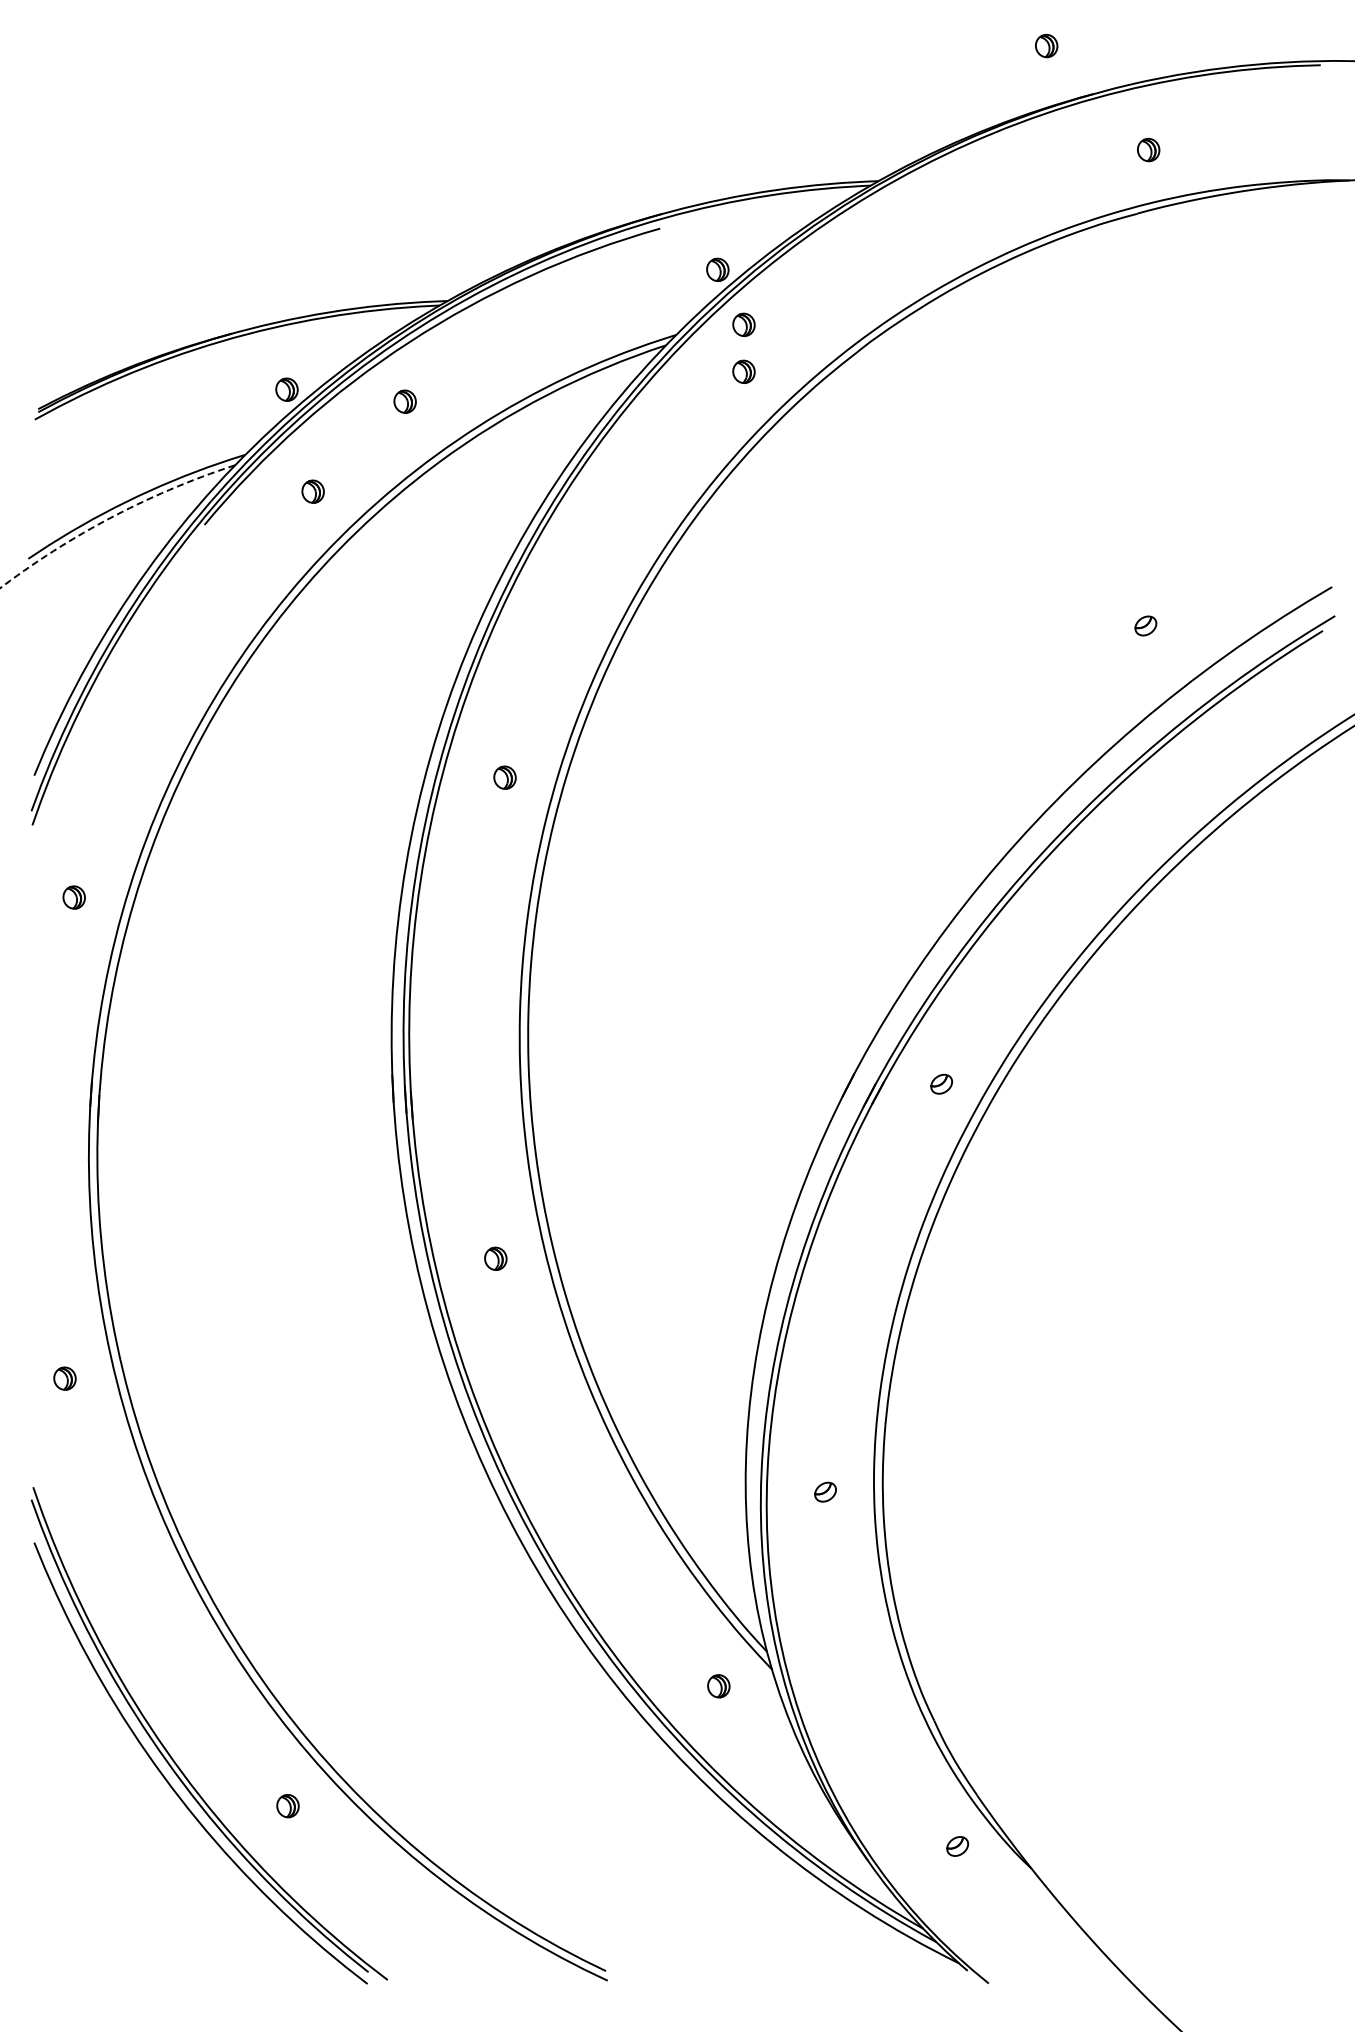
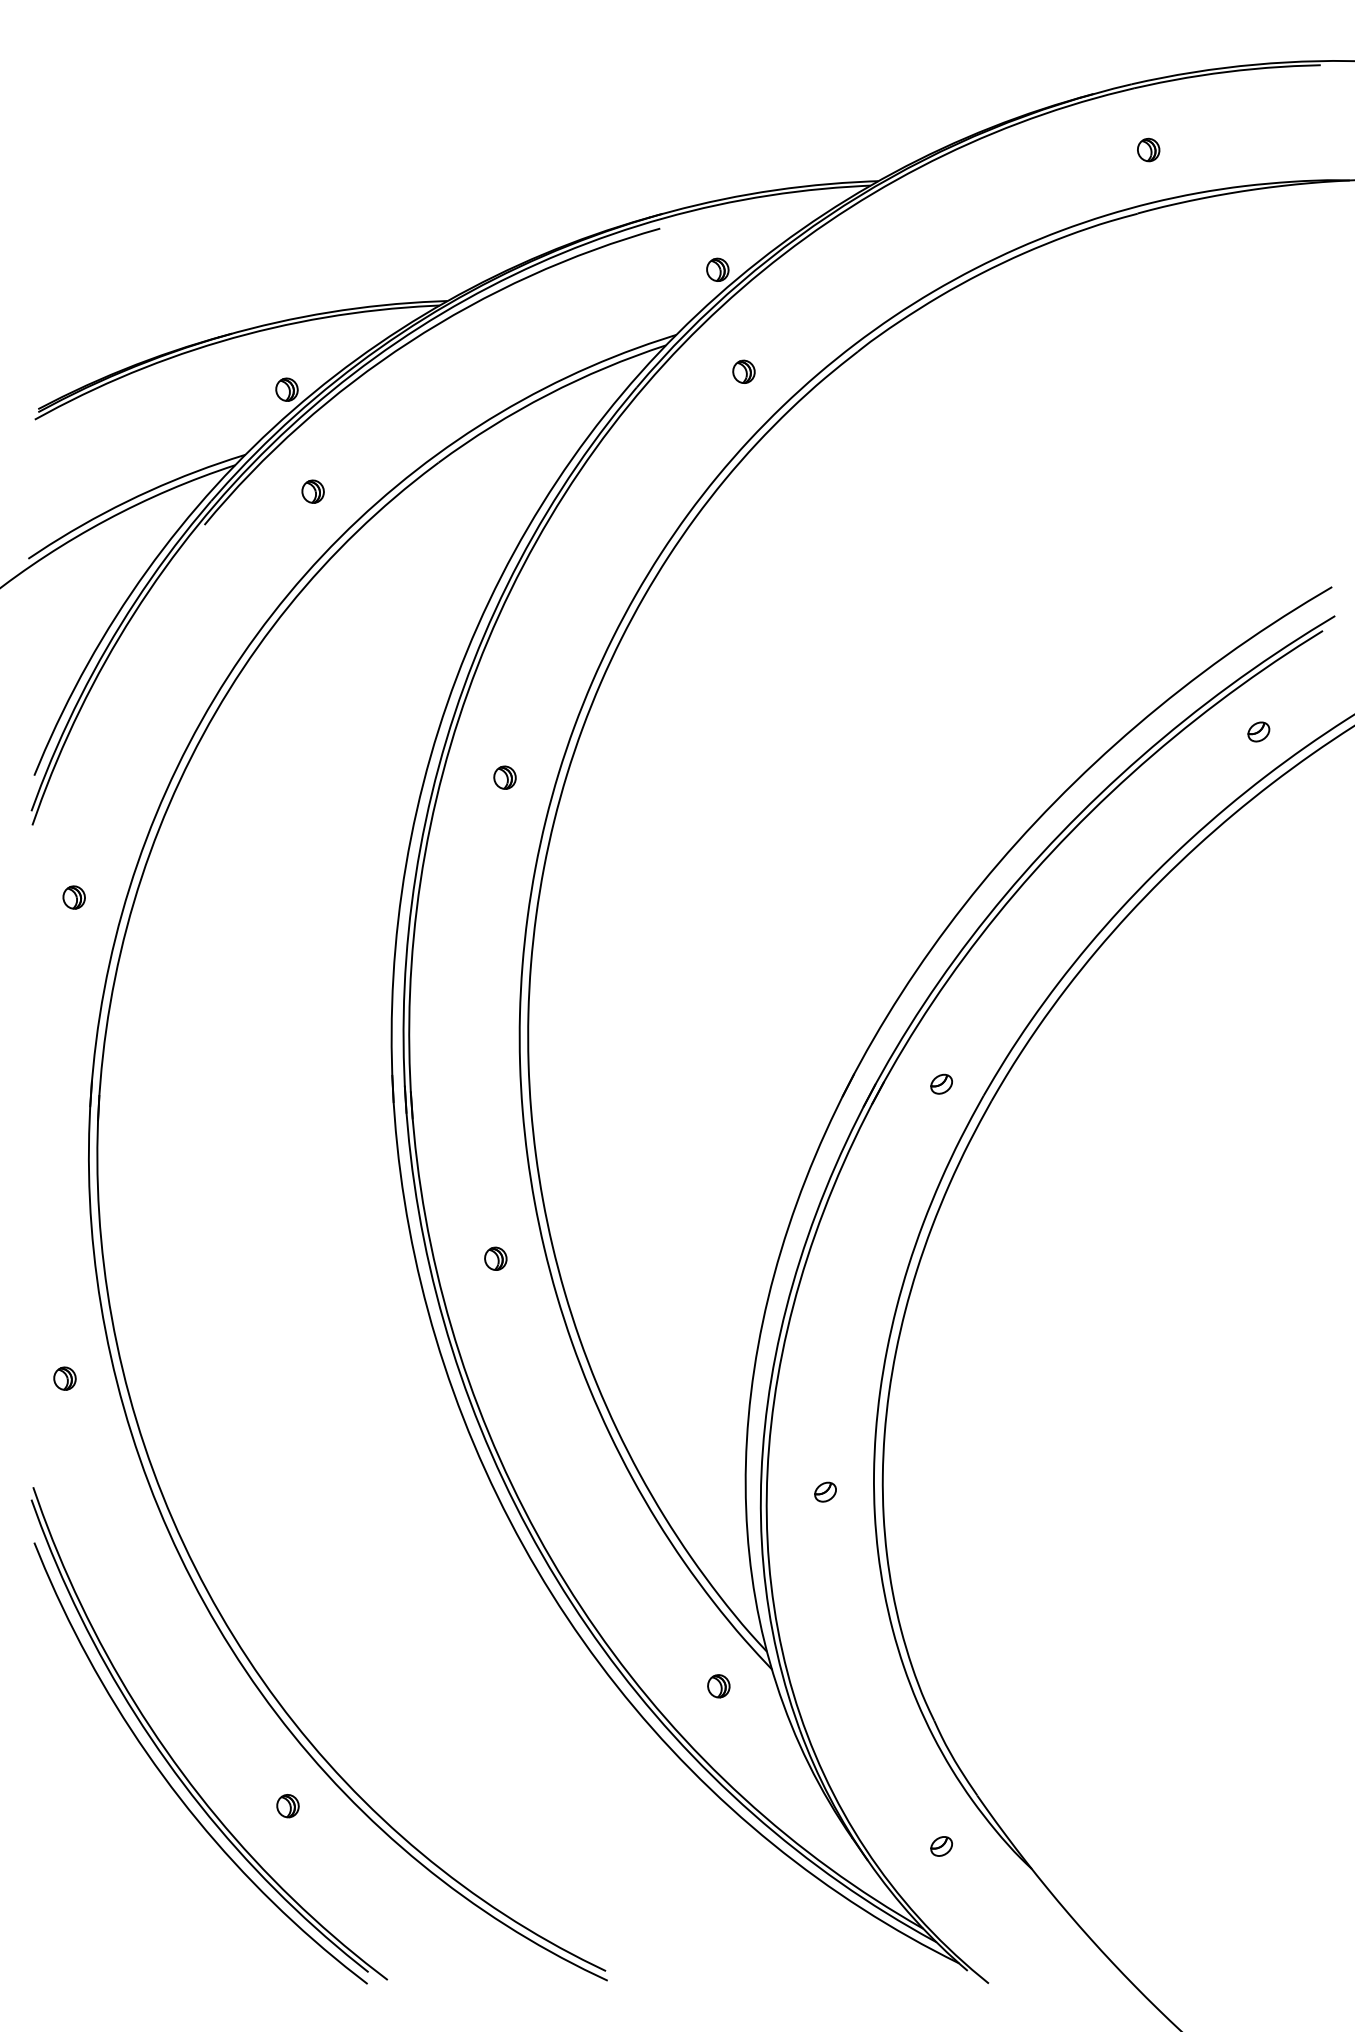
part: present -> none (1046, 45)
part: present -> none (743, 324)
part: present -> none (404, 401)
arc: dashed -> solid (111, 517)
part position: (1145, 625) -> (1258, 731) (1258, 731)
part position: (957, 1846) -> (941, 1846) (941, 1846)
